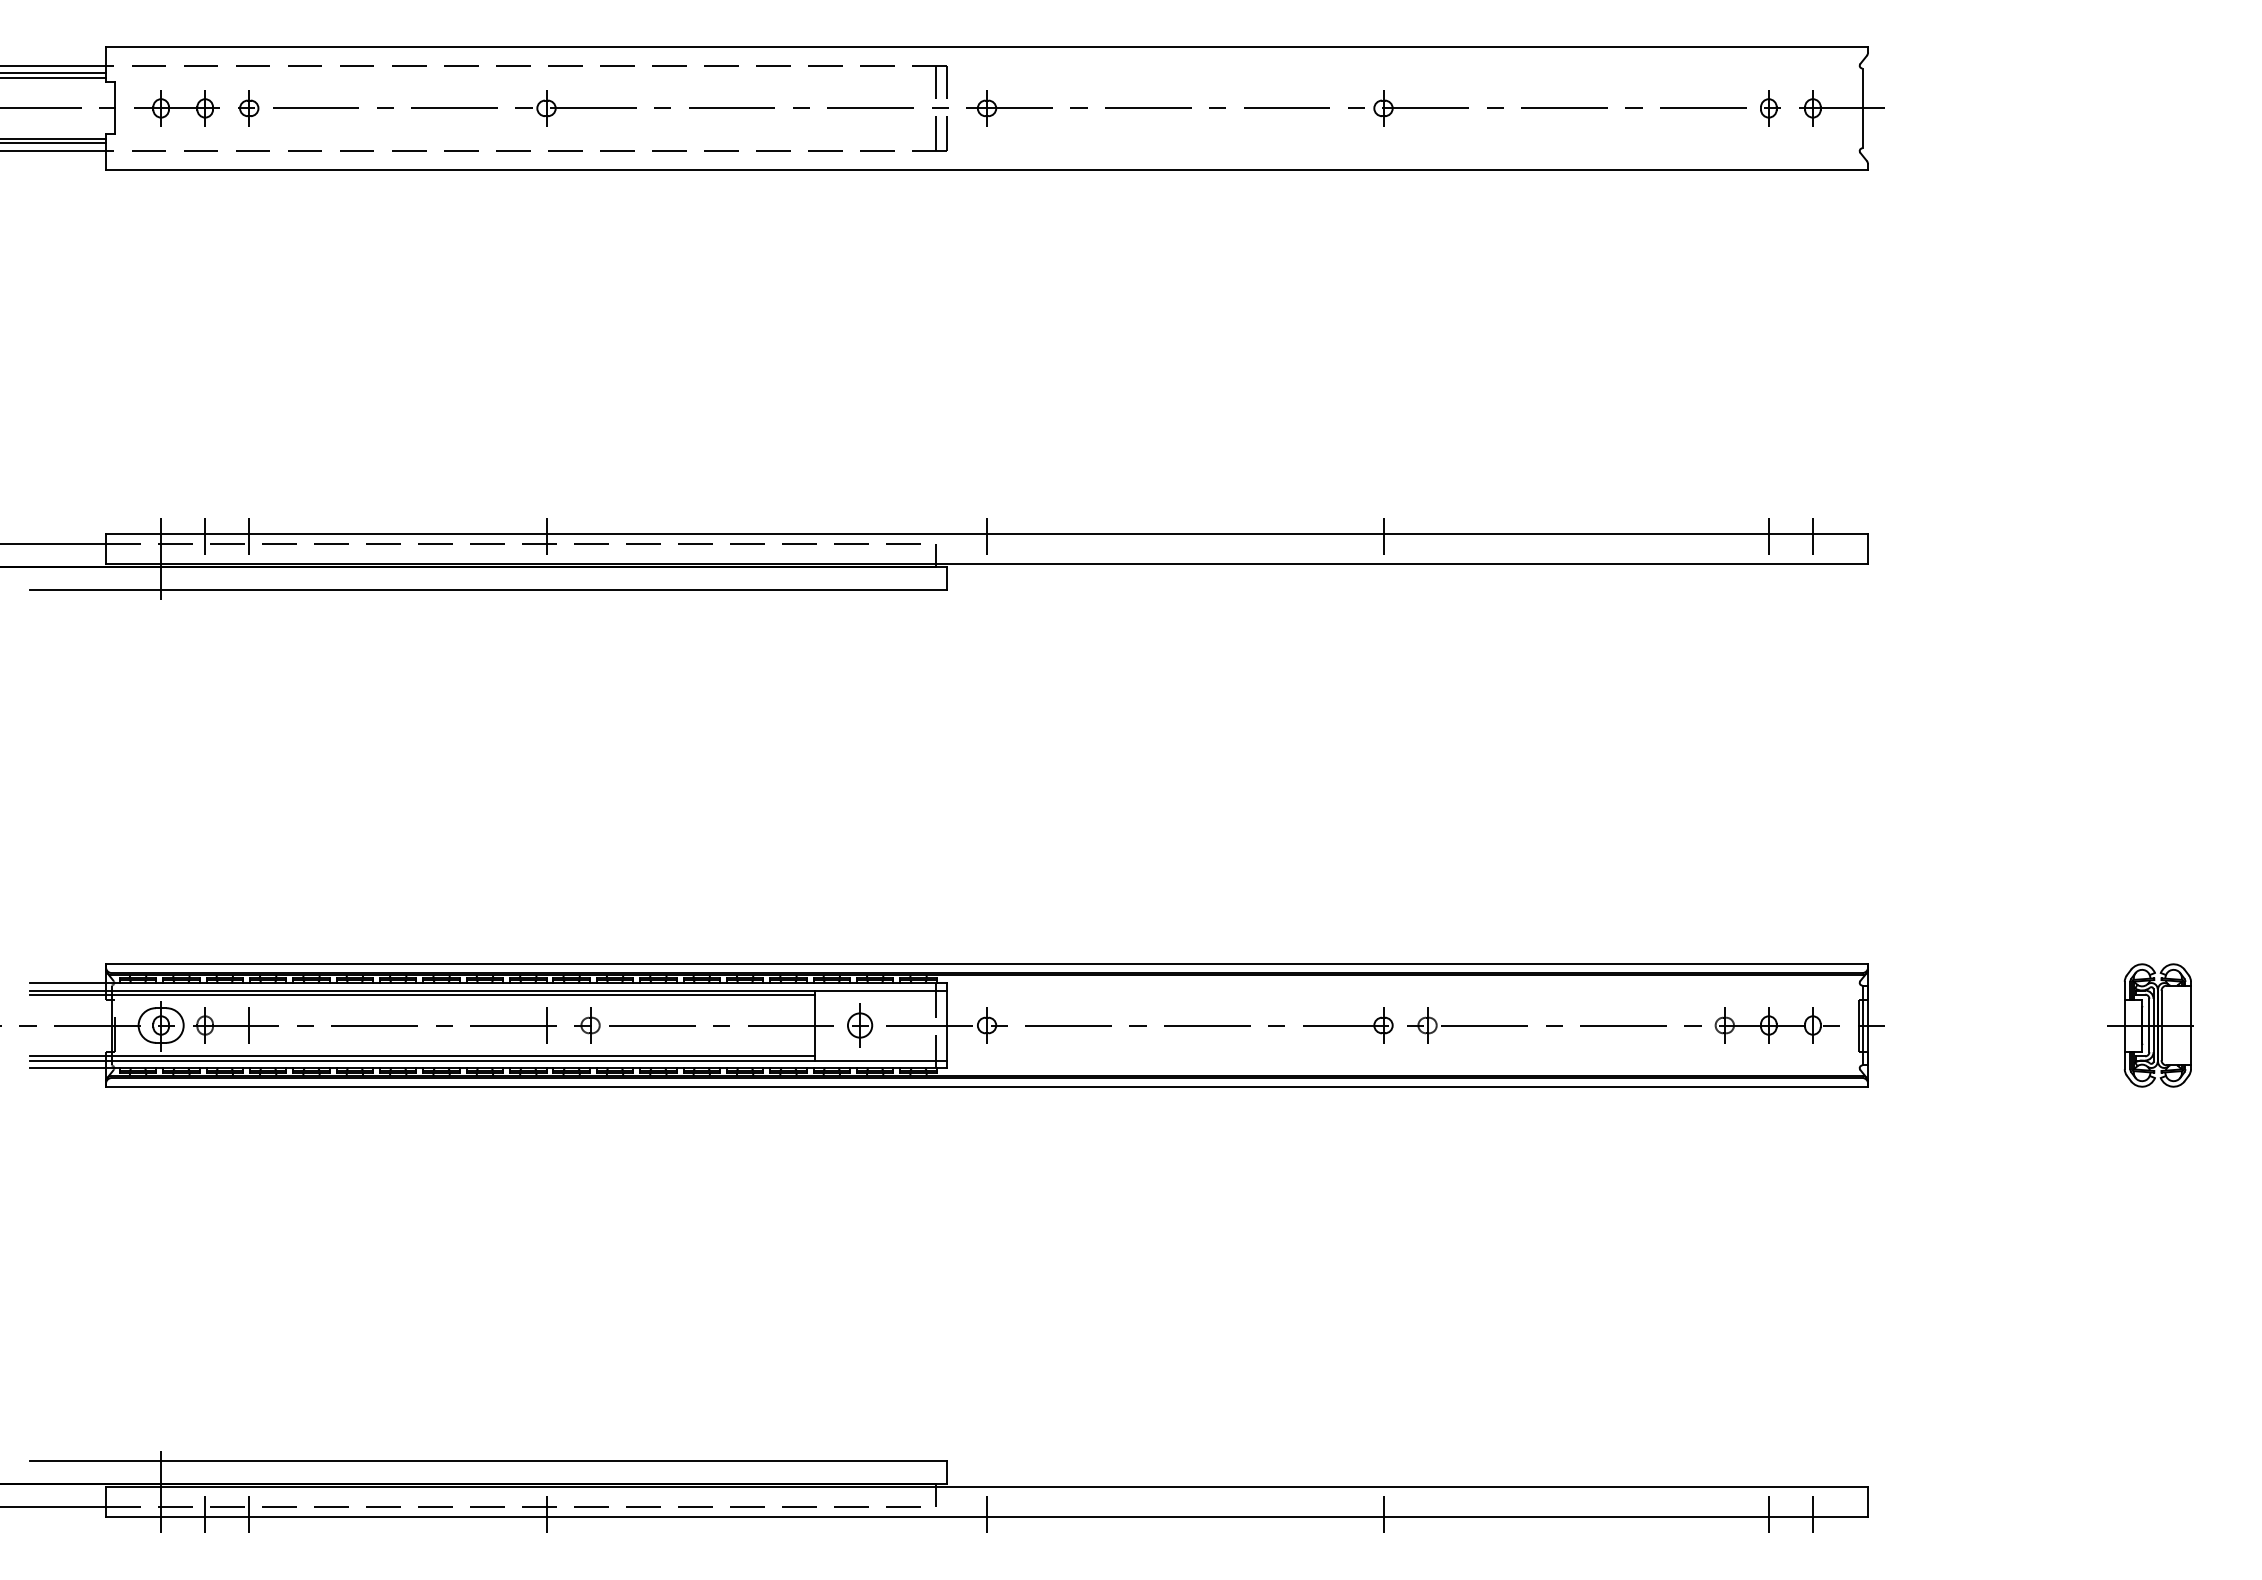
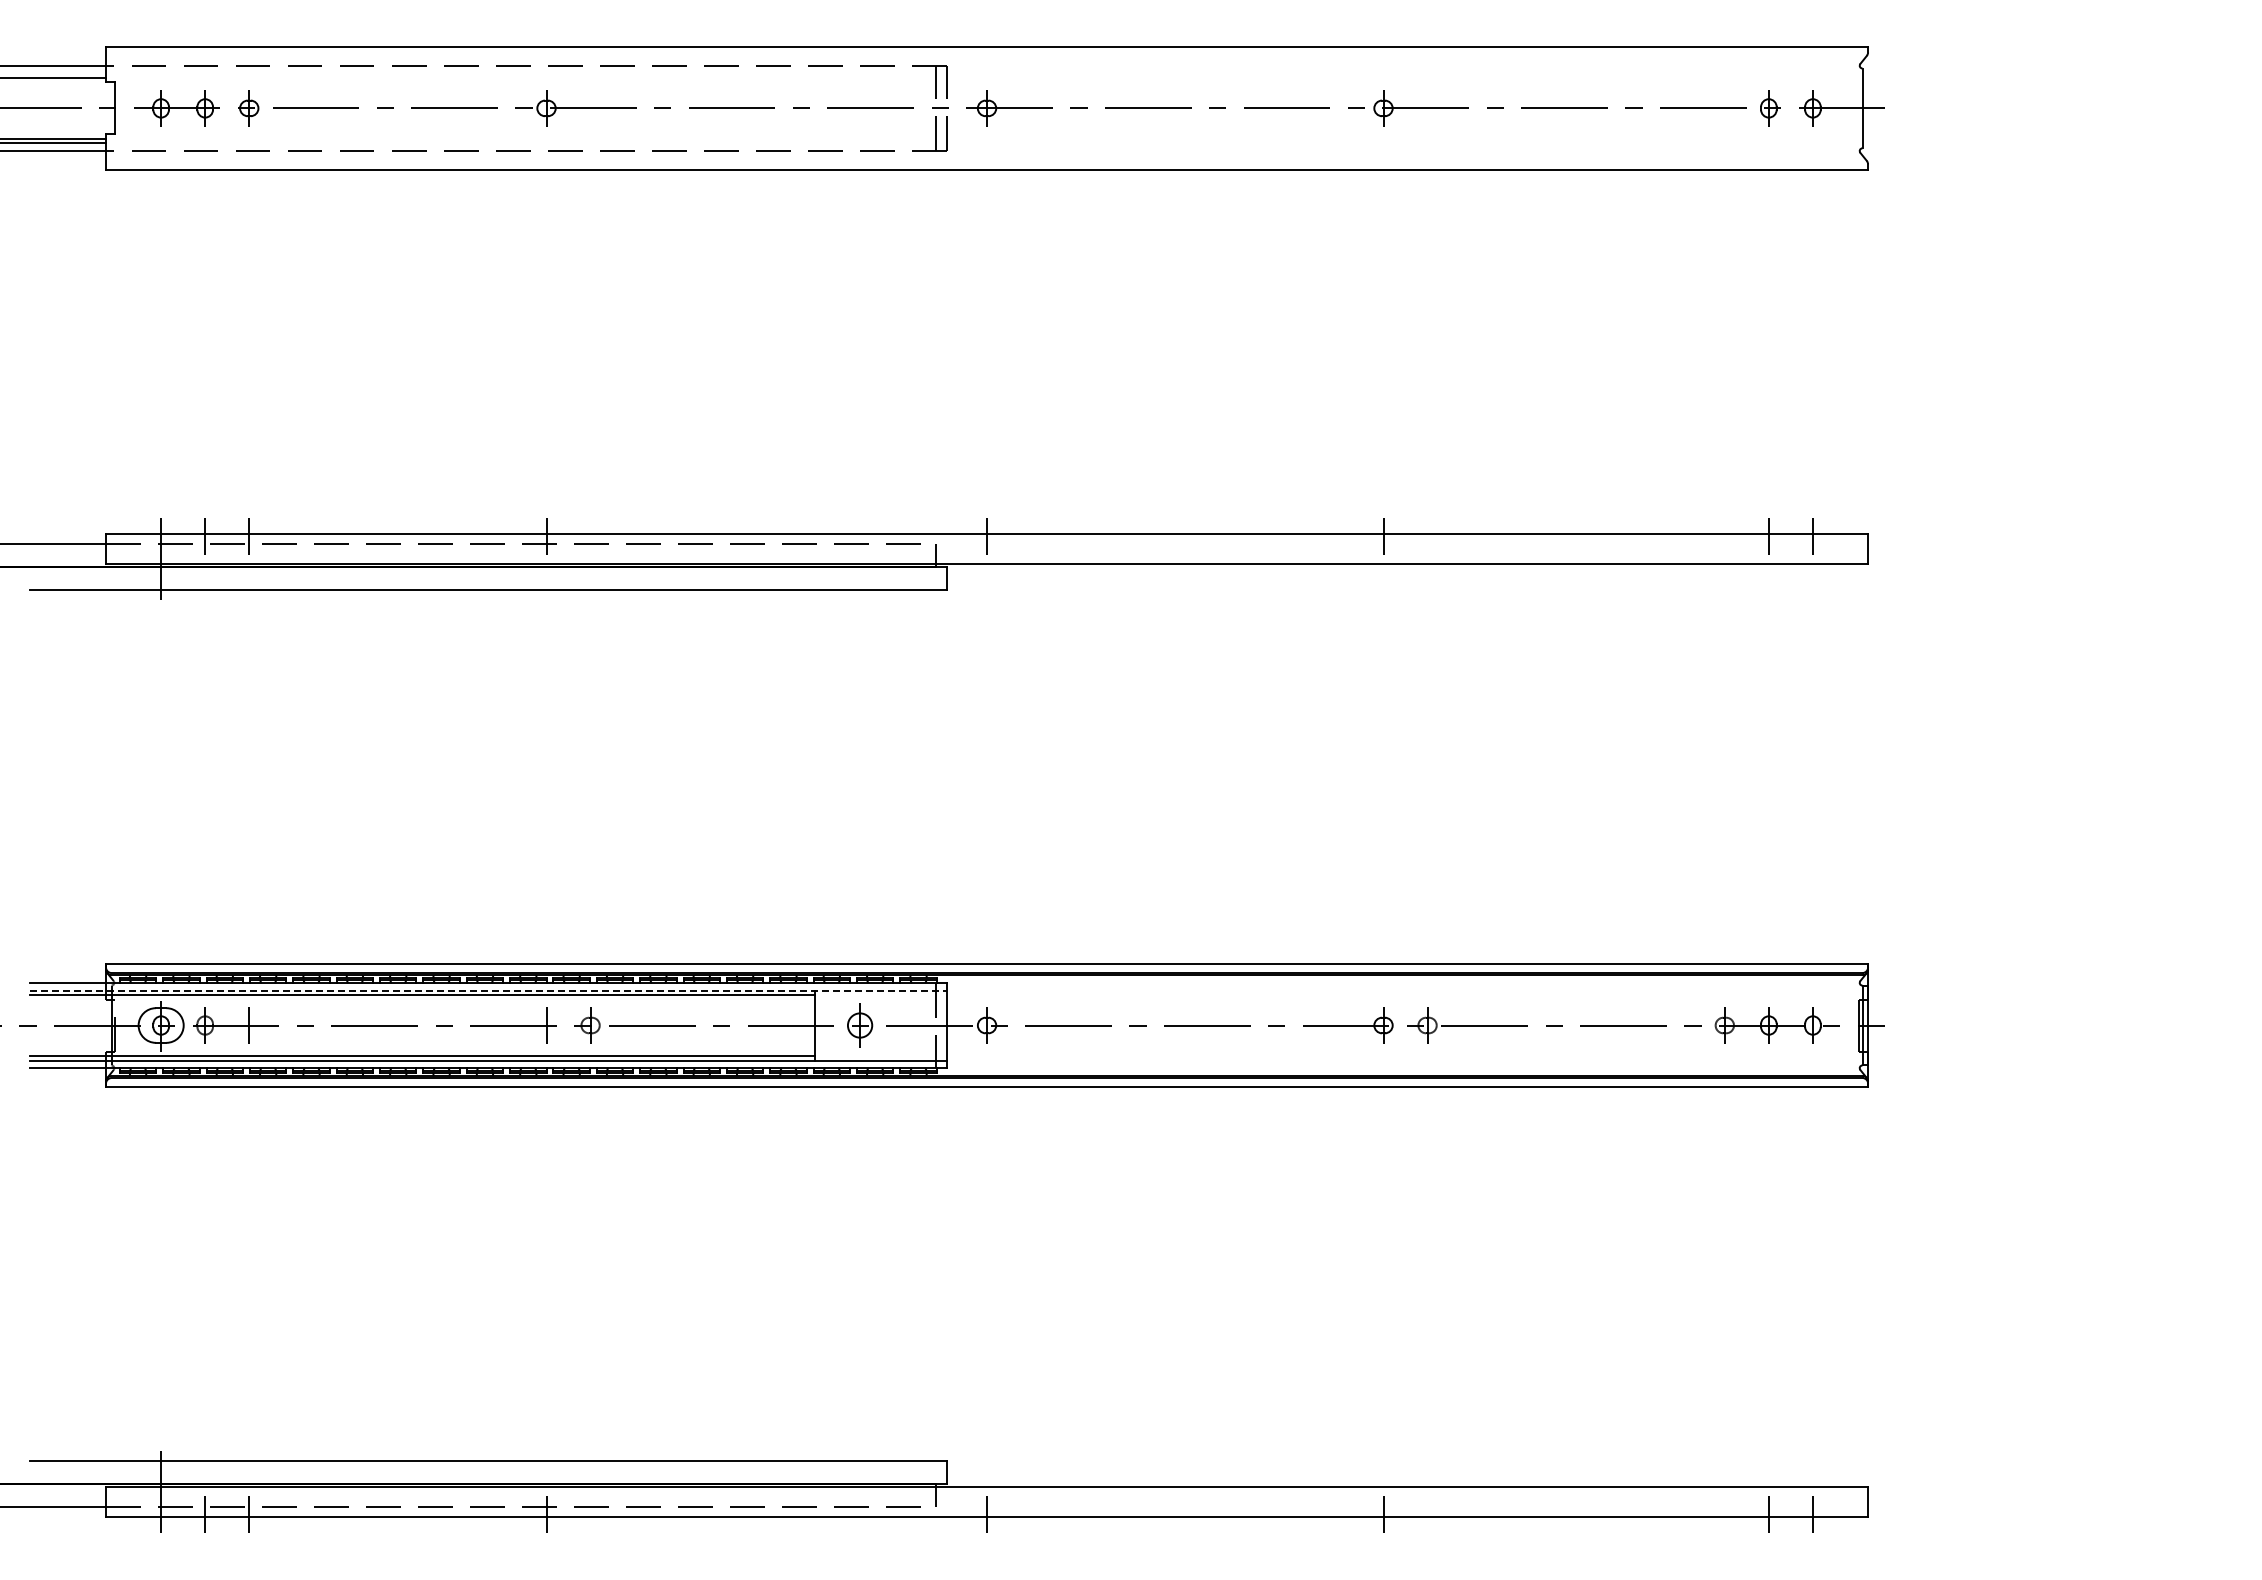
line: present -> none (54, 73)
line: solid -> dashed (488, 990)
part: present -> none (2150, 1025)
